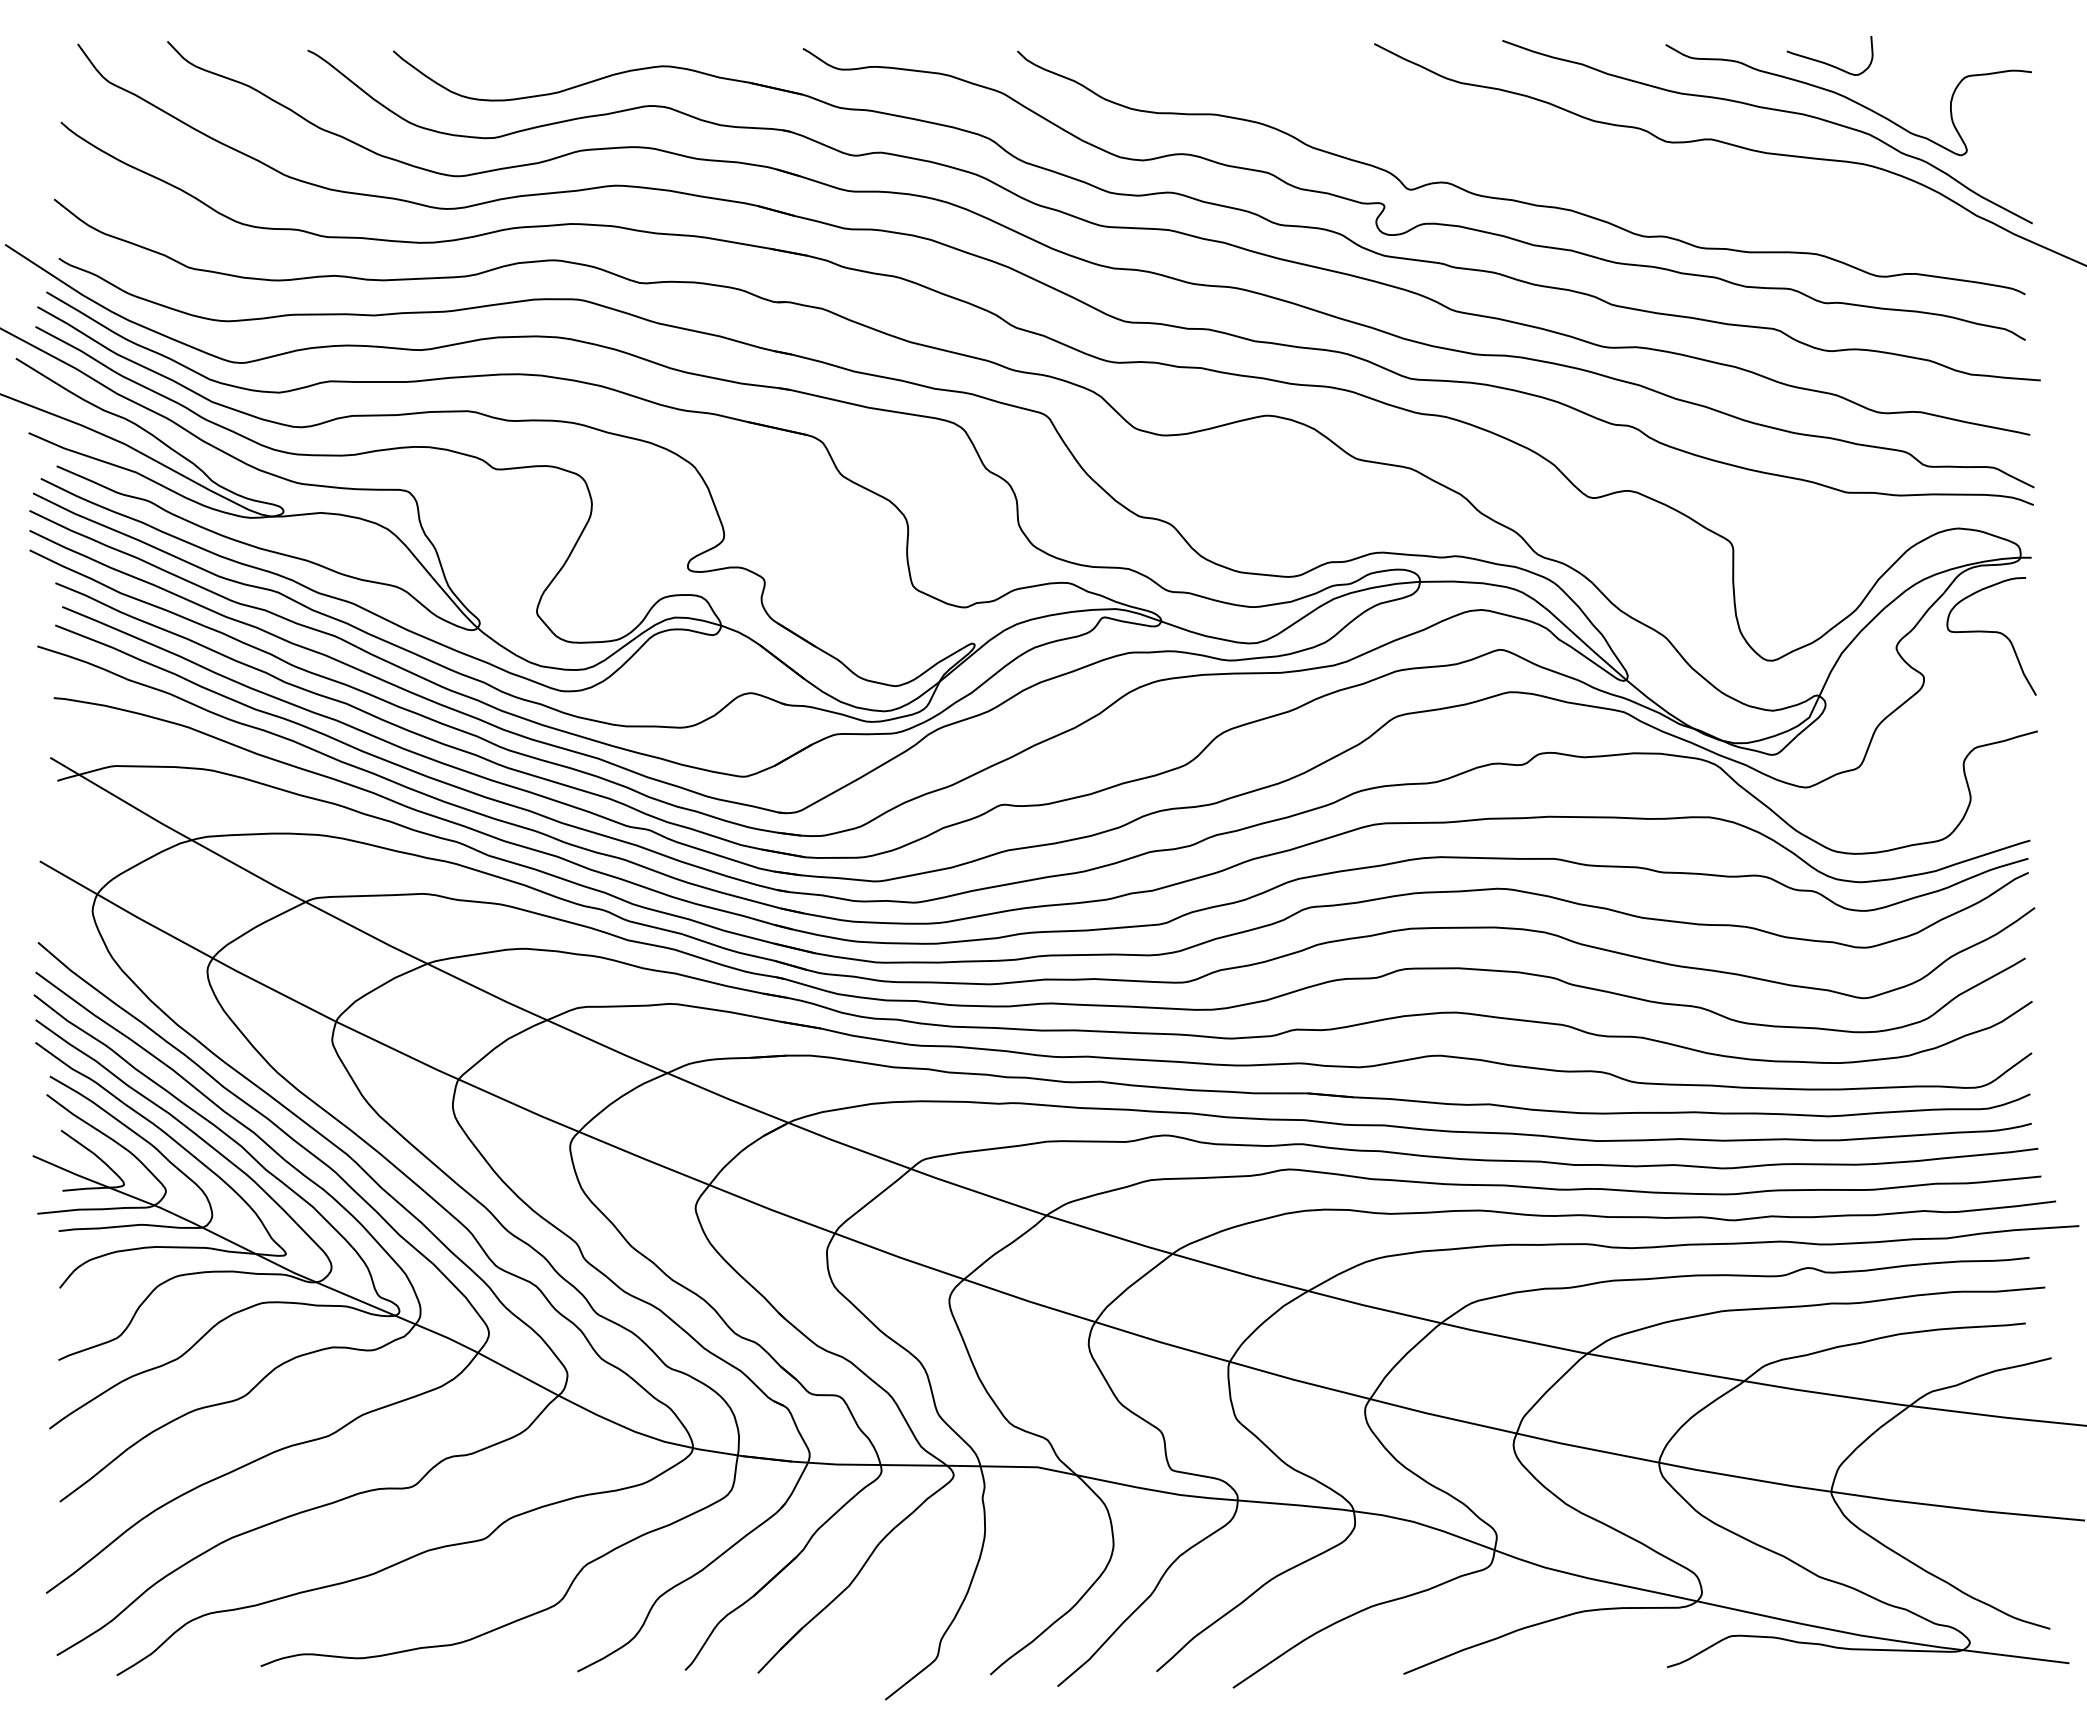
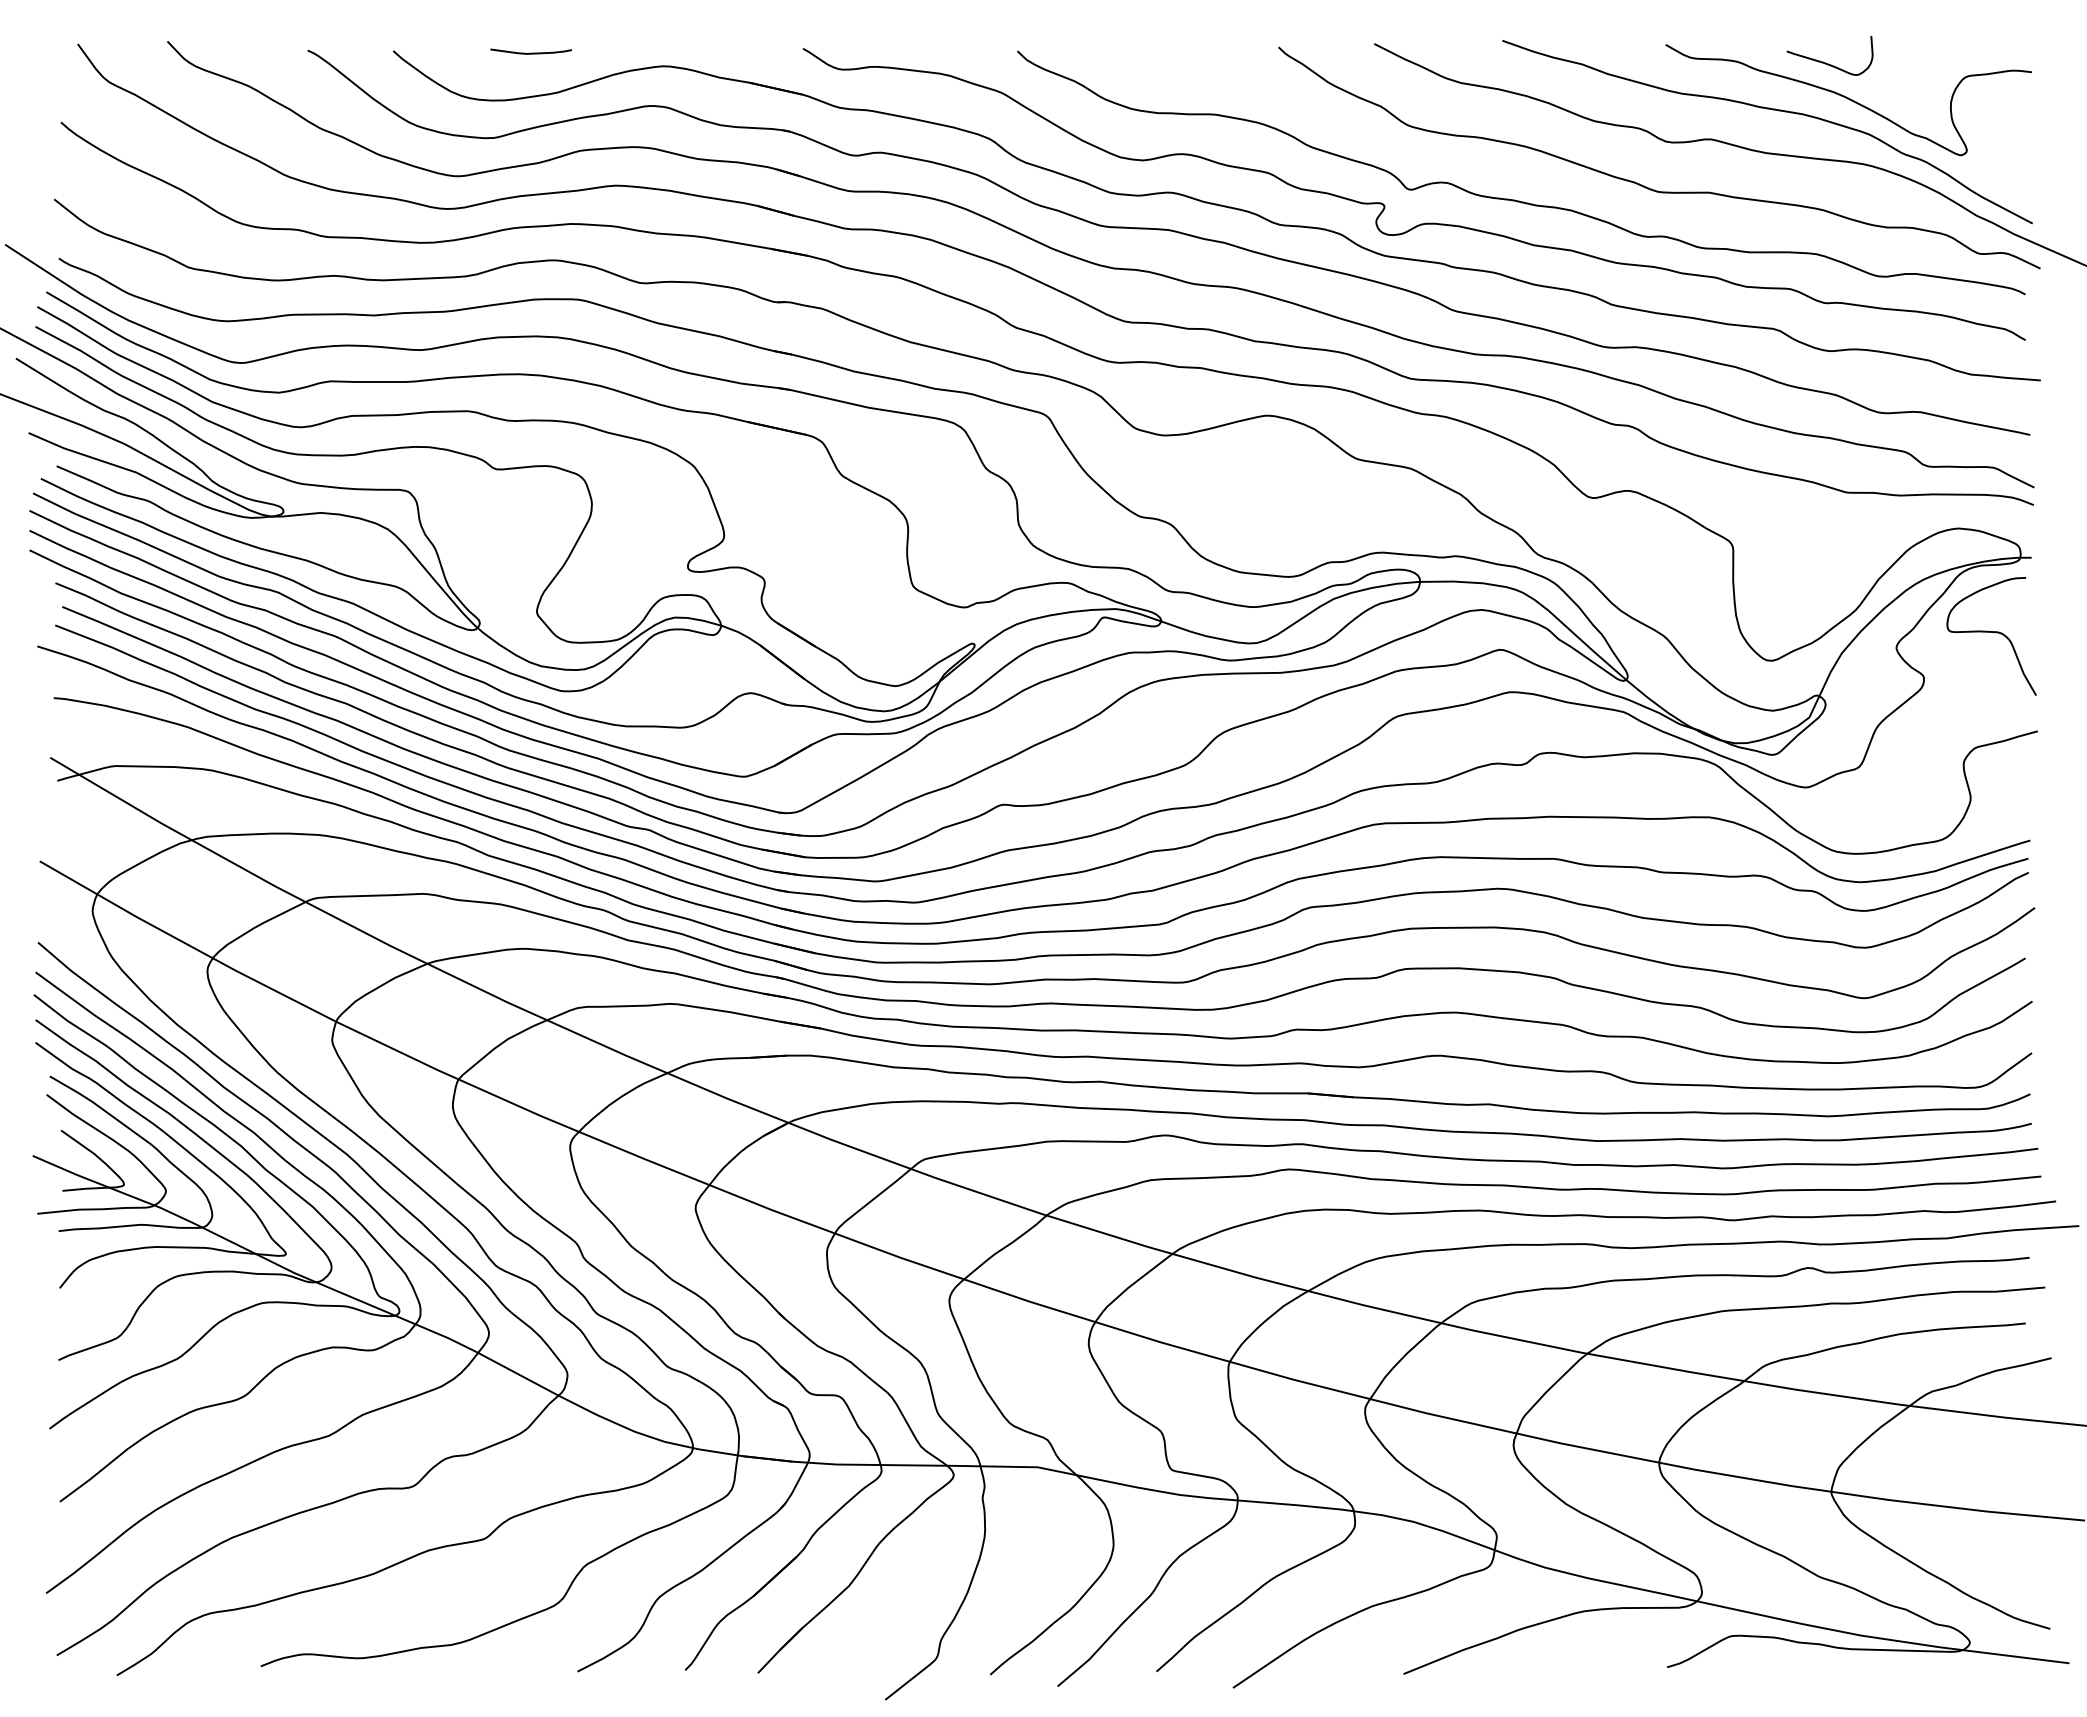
curve: none -> present (530, 52)
curve: none -> present (1644, 185)
